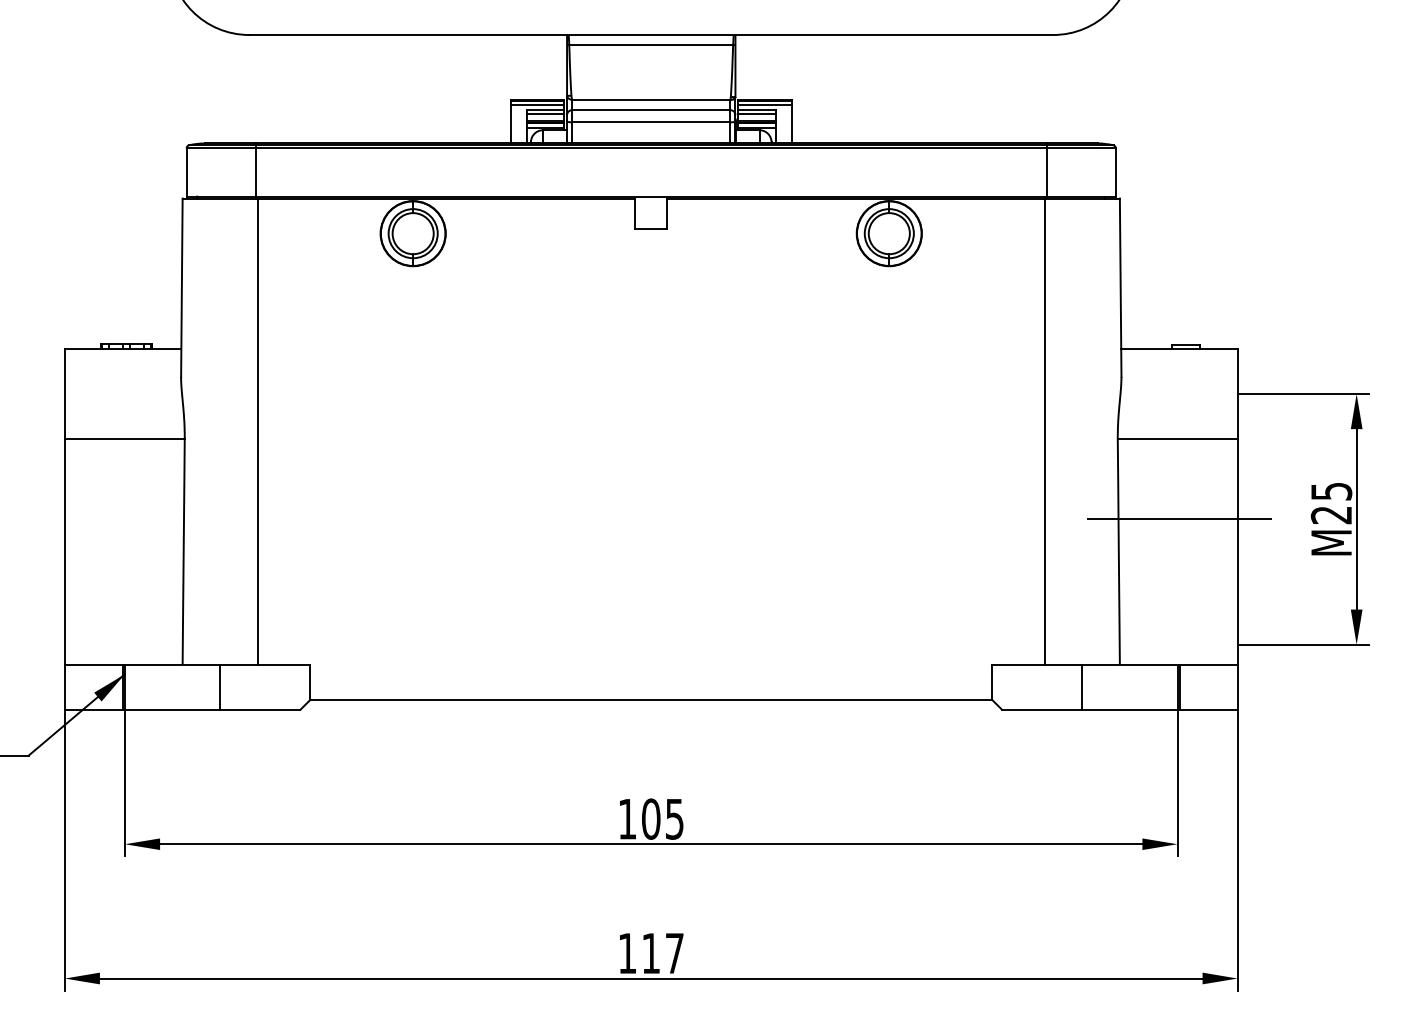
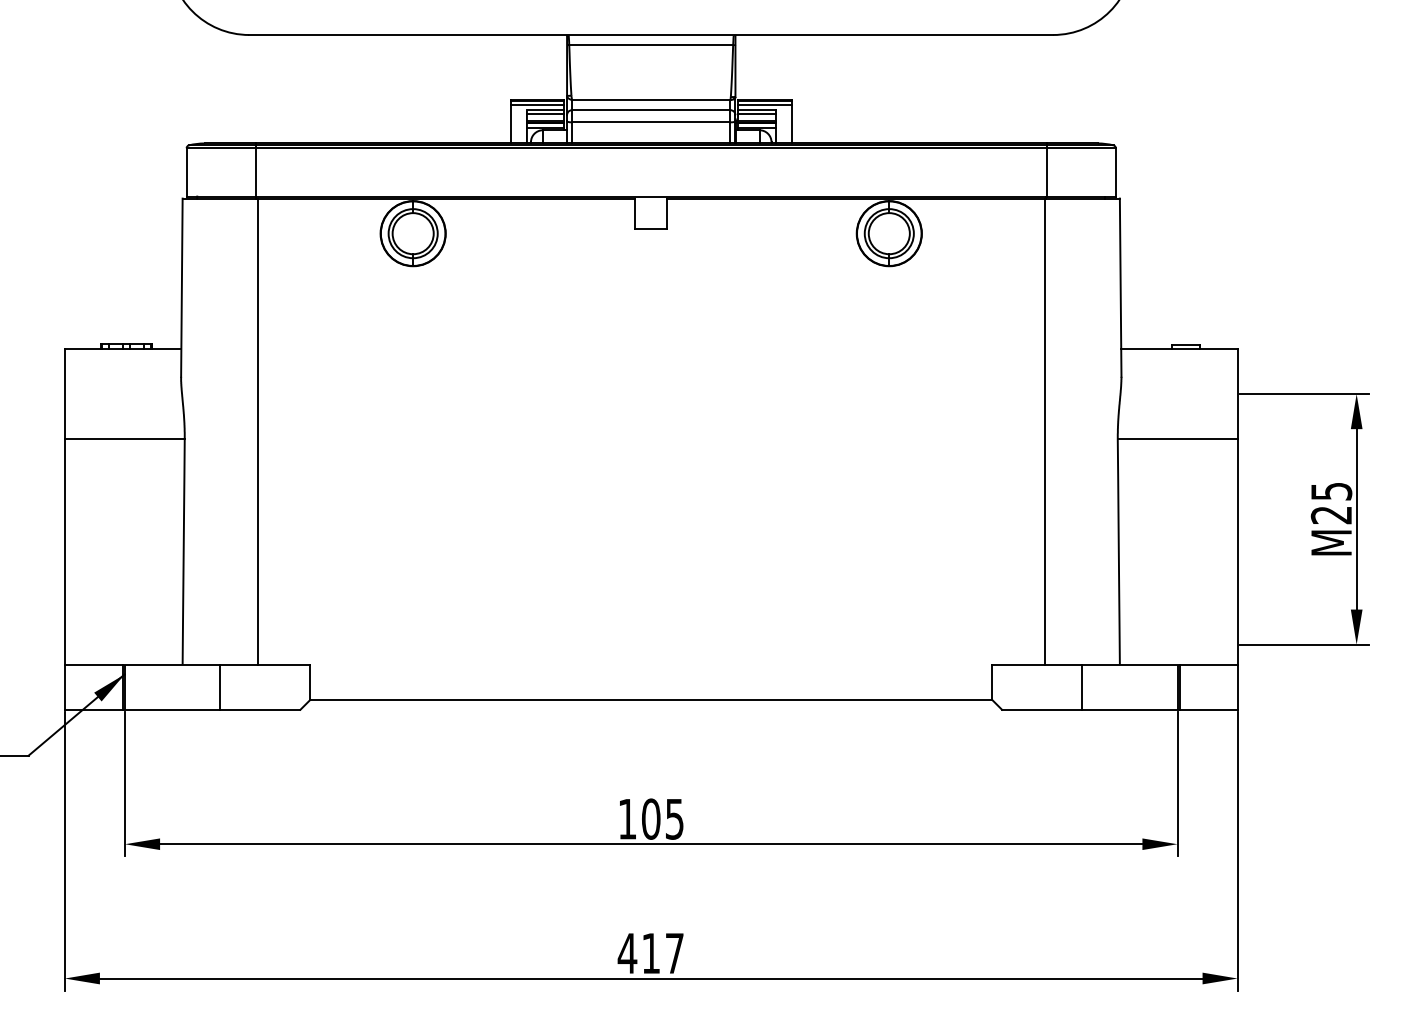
line: present -> none (1178, 519)
text: 117 -> 417 (627, 953)
